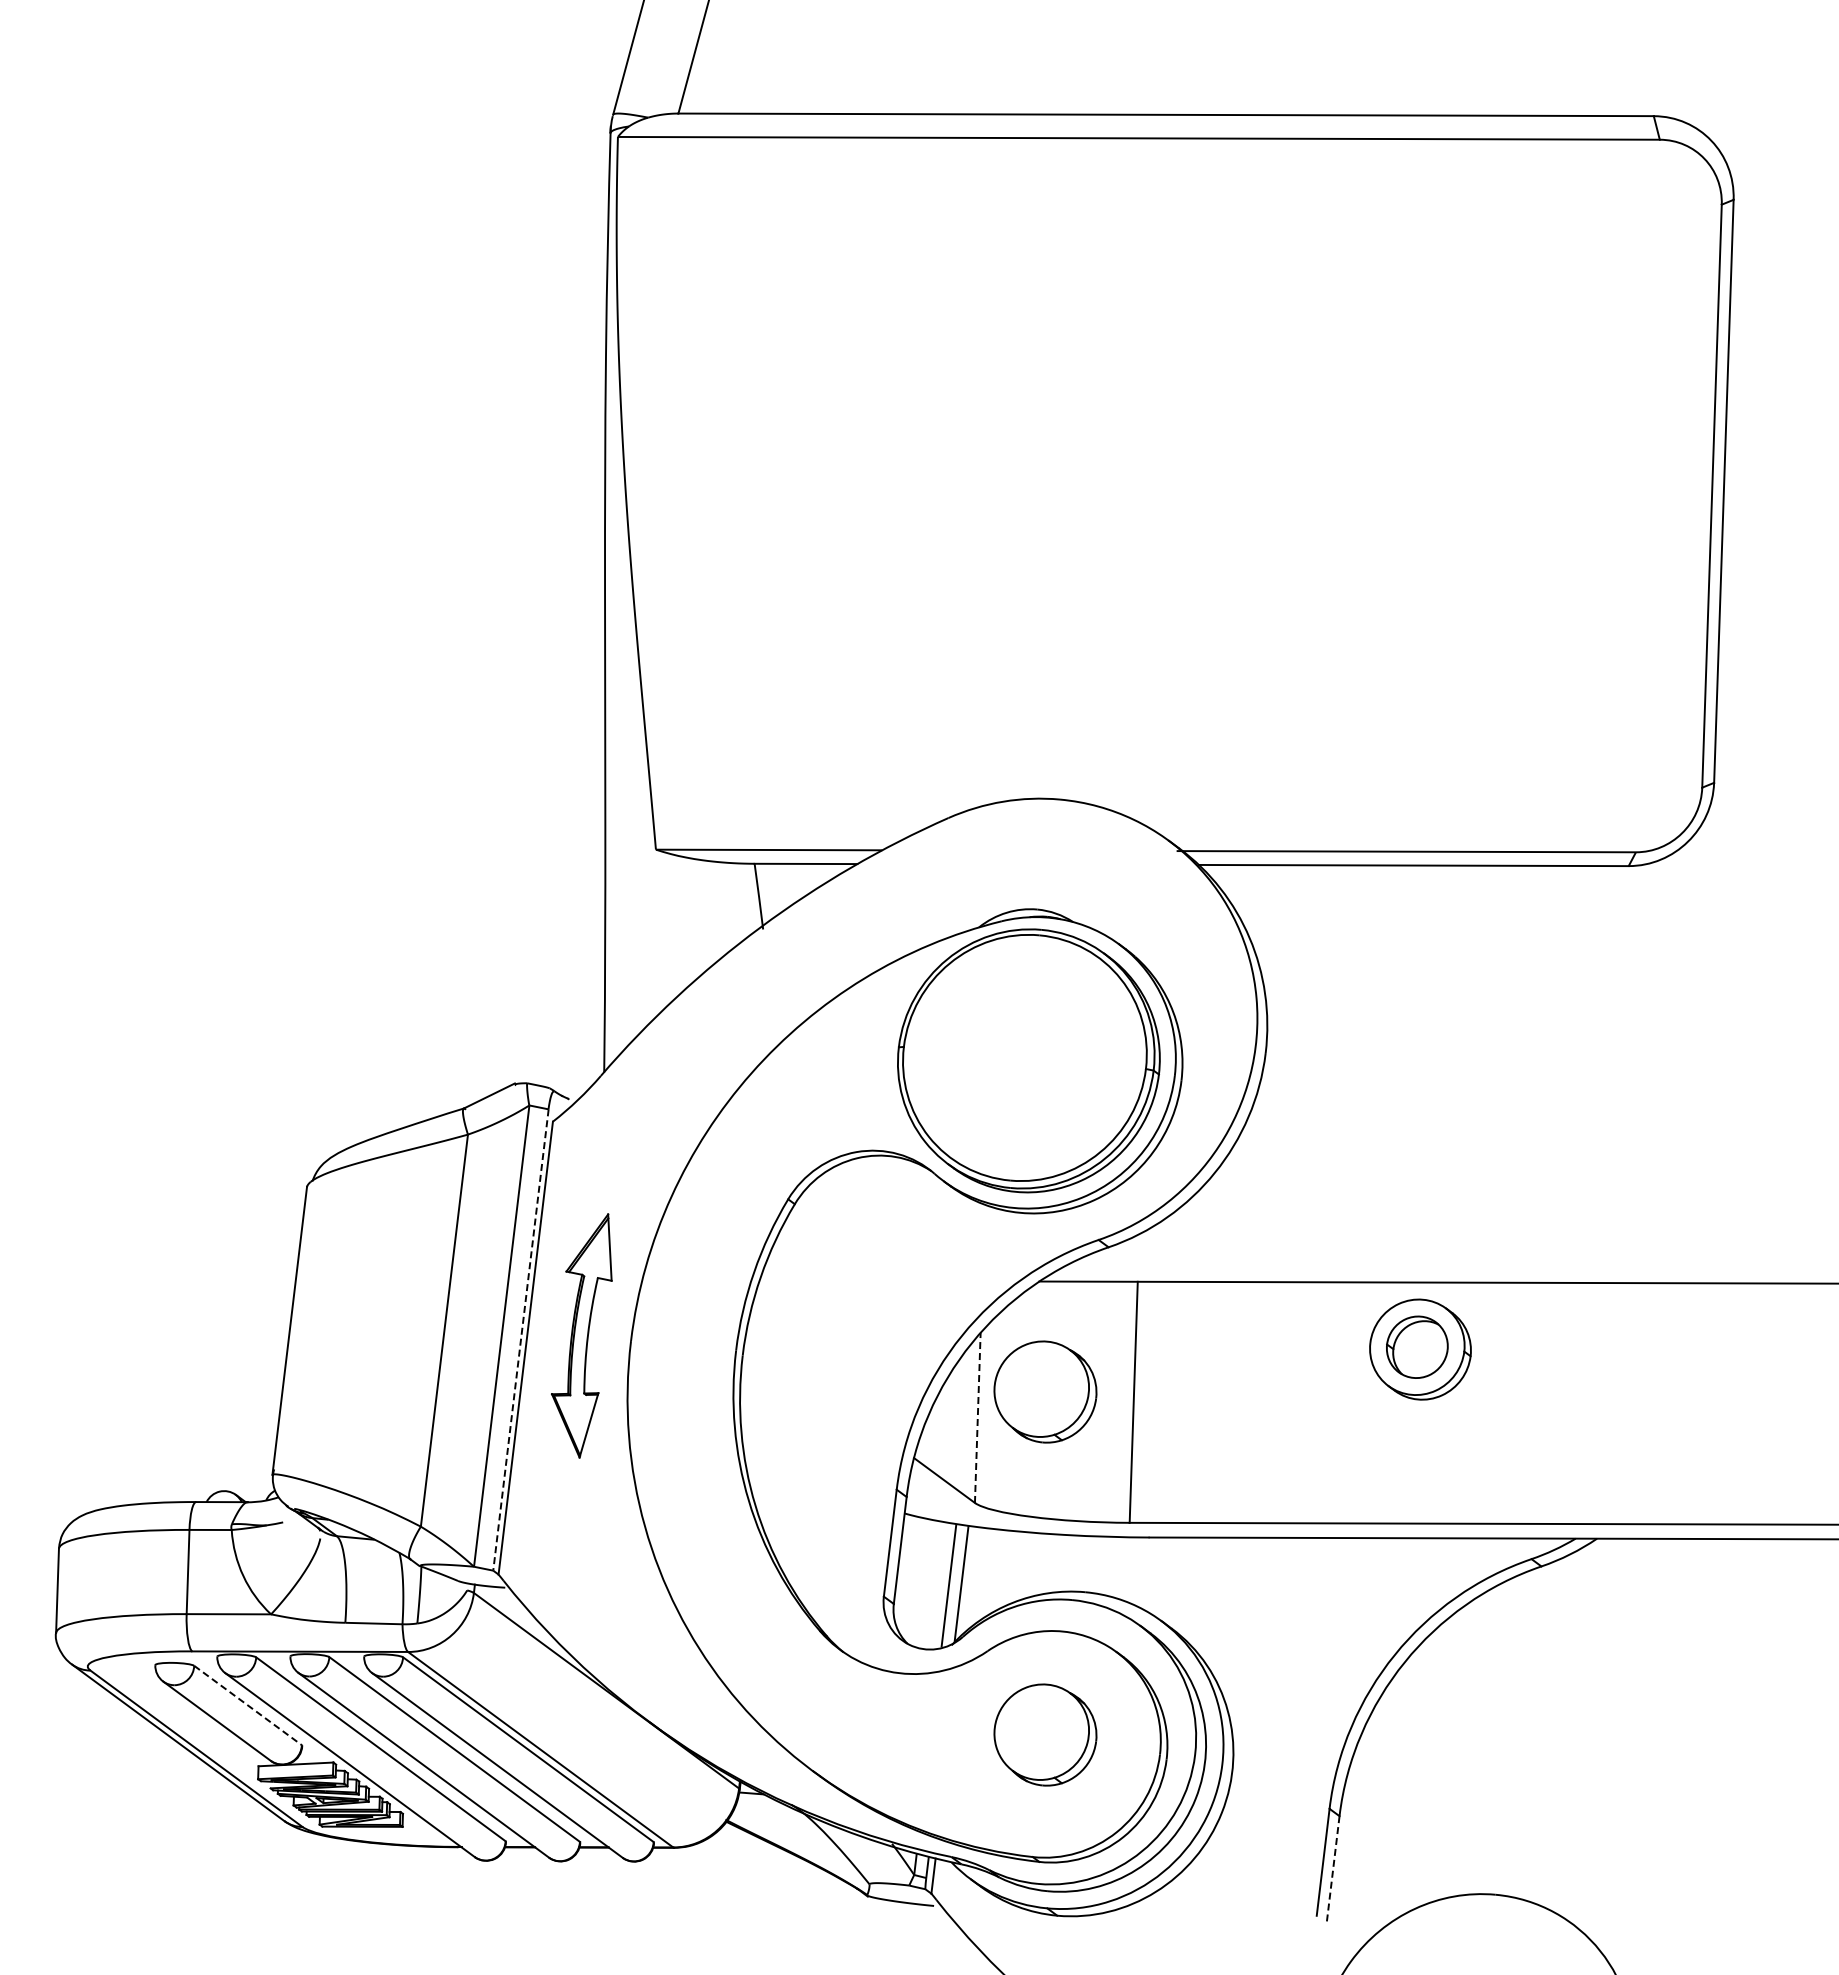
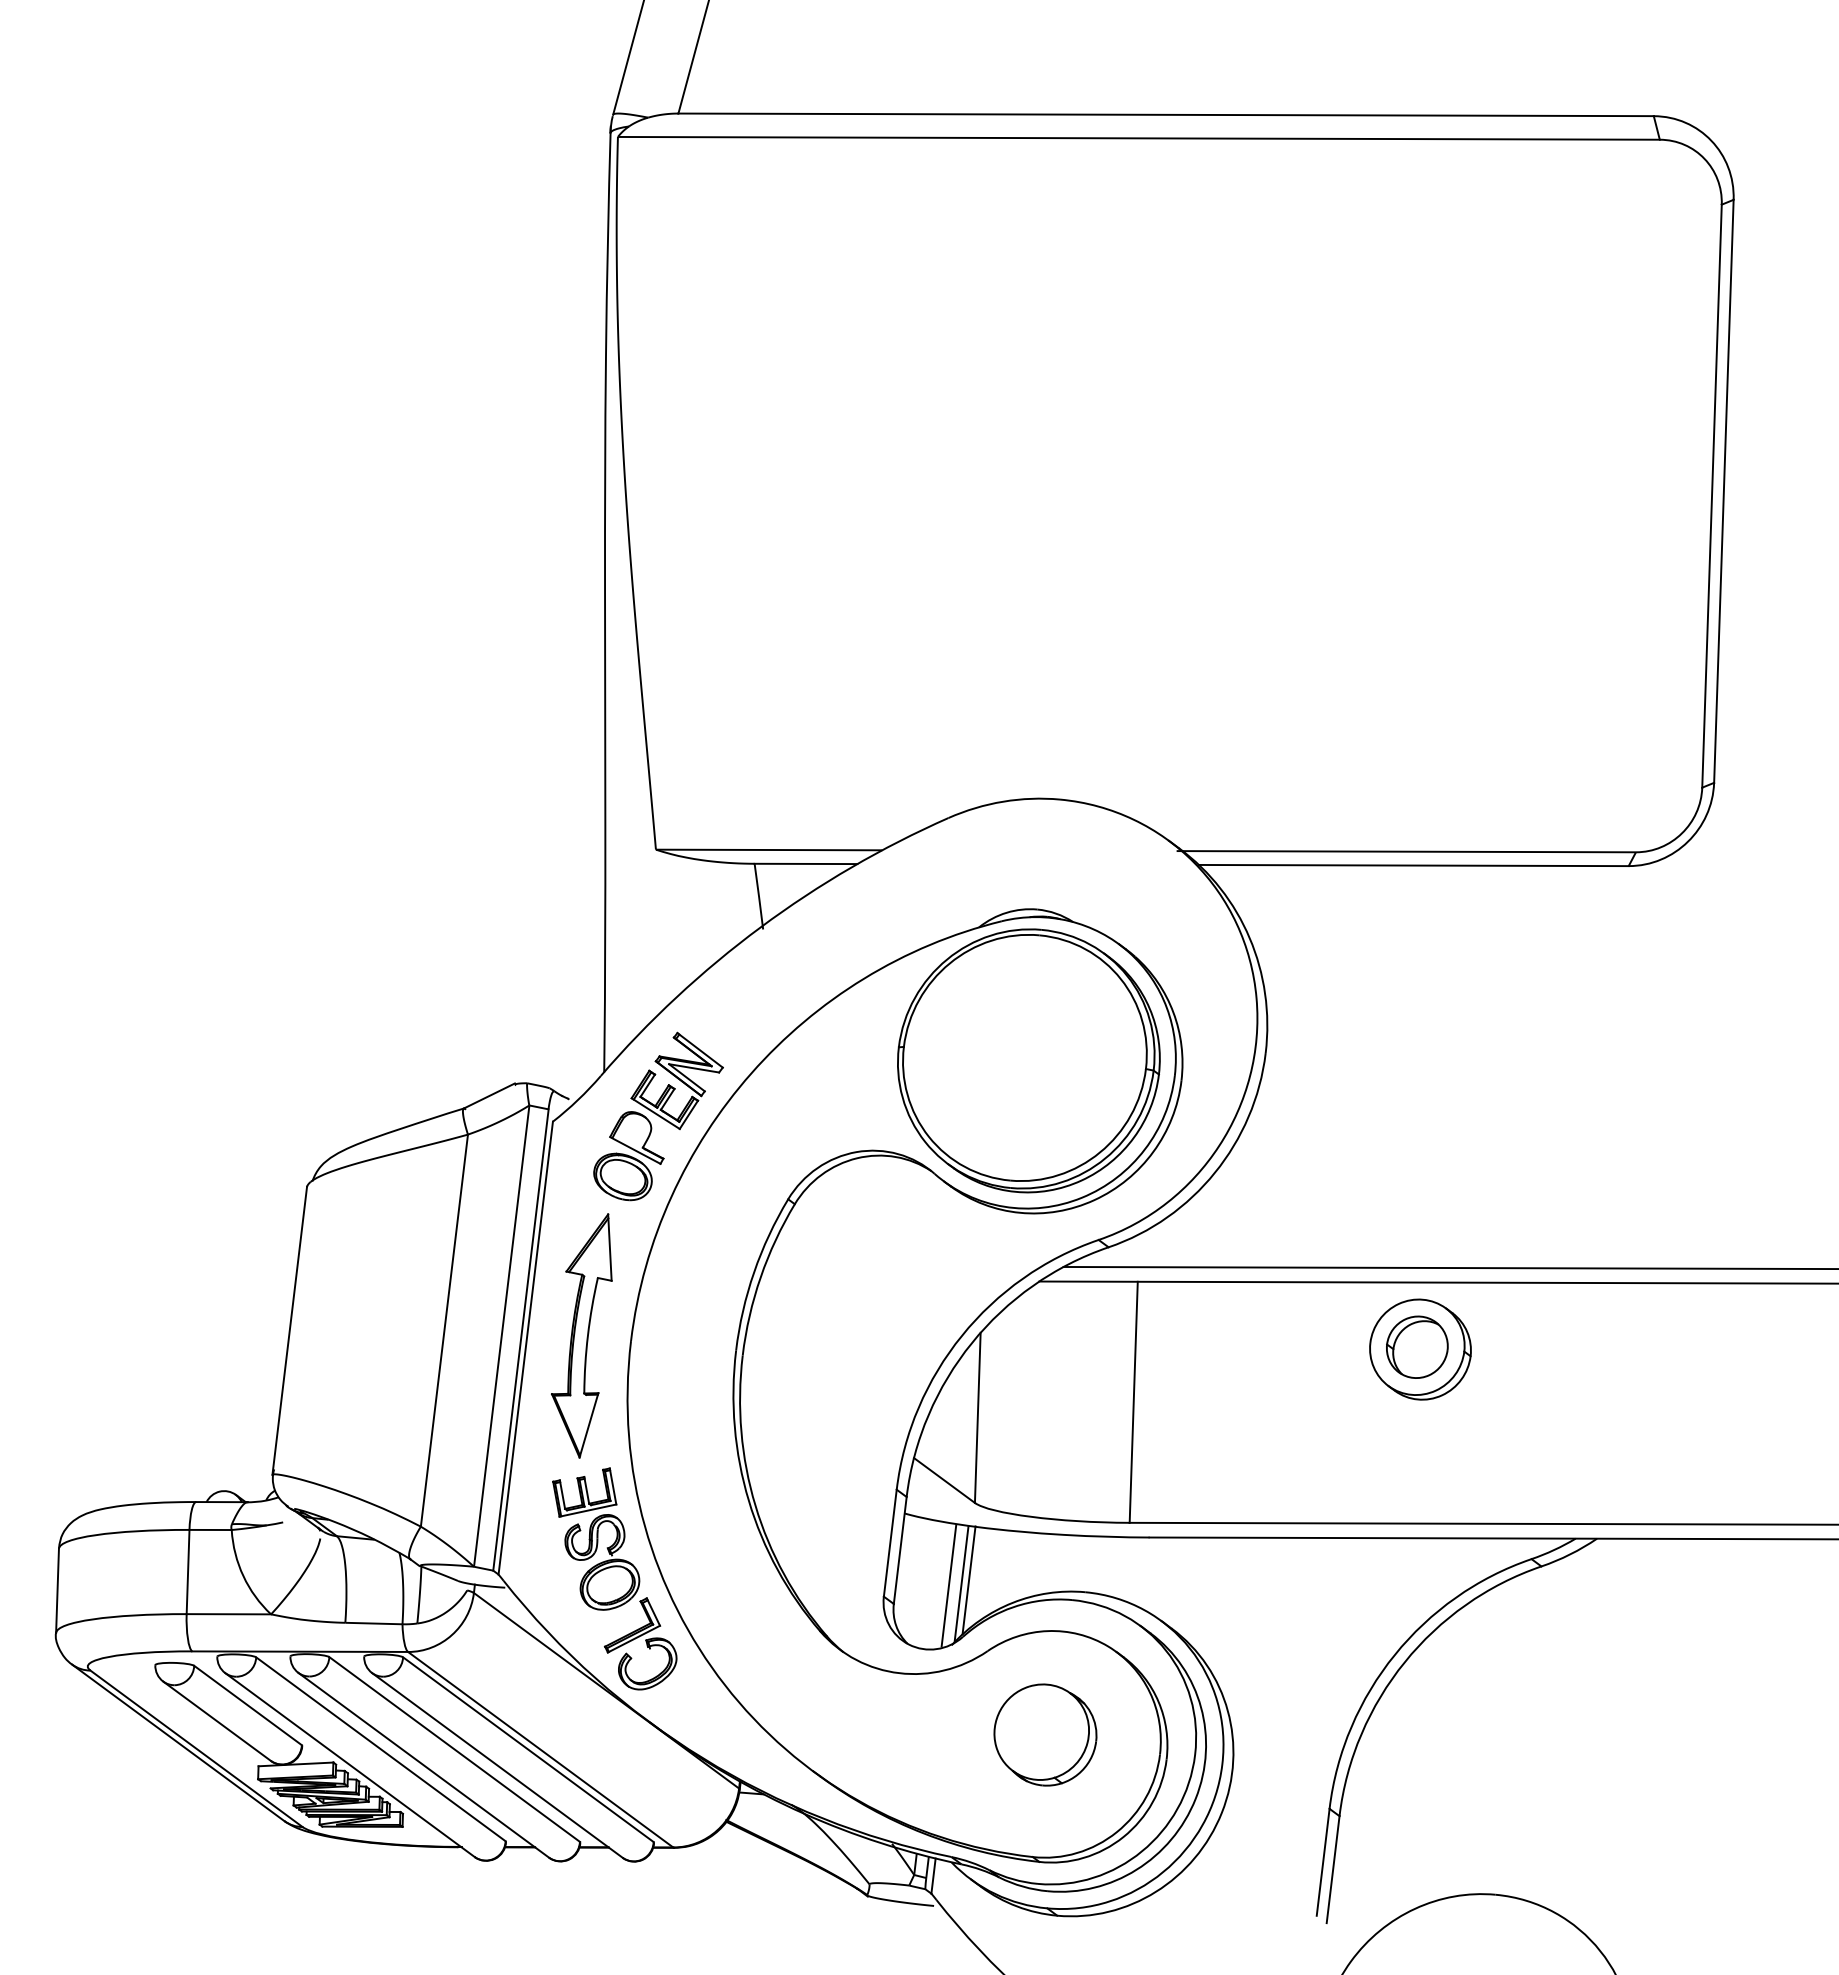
part: none -> present (658, 1116)
line: none -> present (1449, 1267)
line: dashed -> solid (520, 1340)
part: present -> none (1045, 1391)
line: dashed -> solid (977, 1417)
part: none -> present (614, 1578)
line: none -> present (968, 1580)
line: dashed -> solid (248, 1705)
line: dashed -> solid (1333, 1869)
